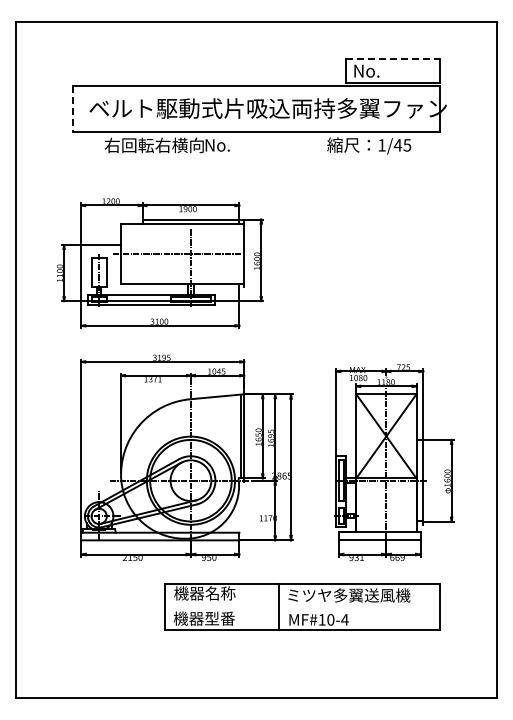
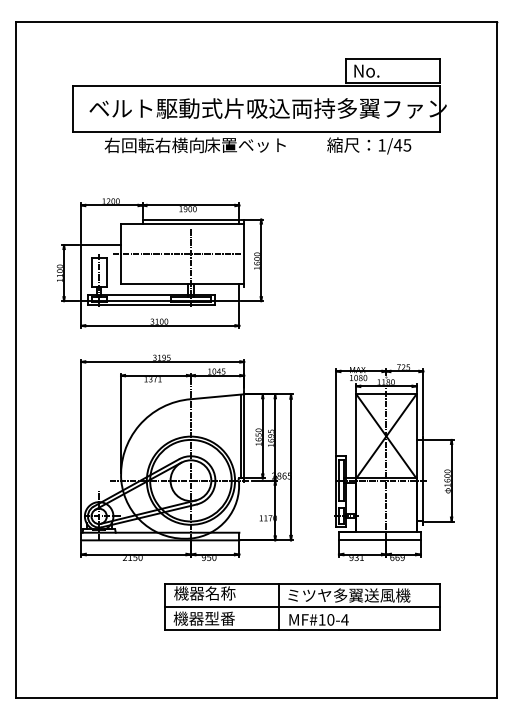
line: dashed -> solid (393, 59)
line: dashed -> solid (72, 108)
text: No. -> 床置ベット (244, 144)
line: none -> present (302, 606)
